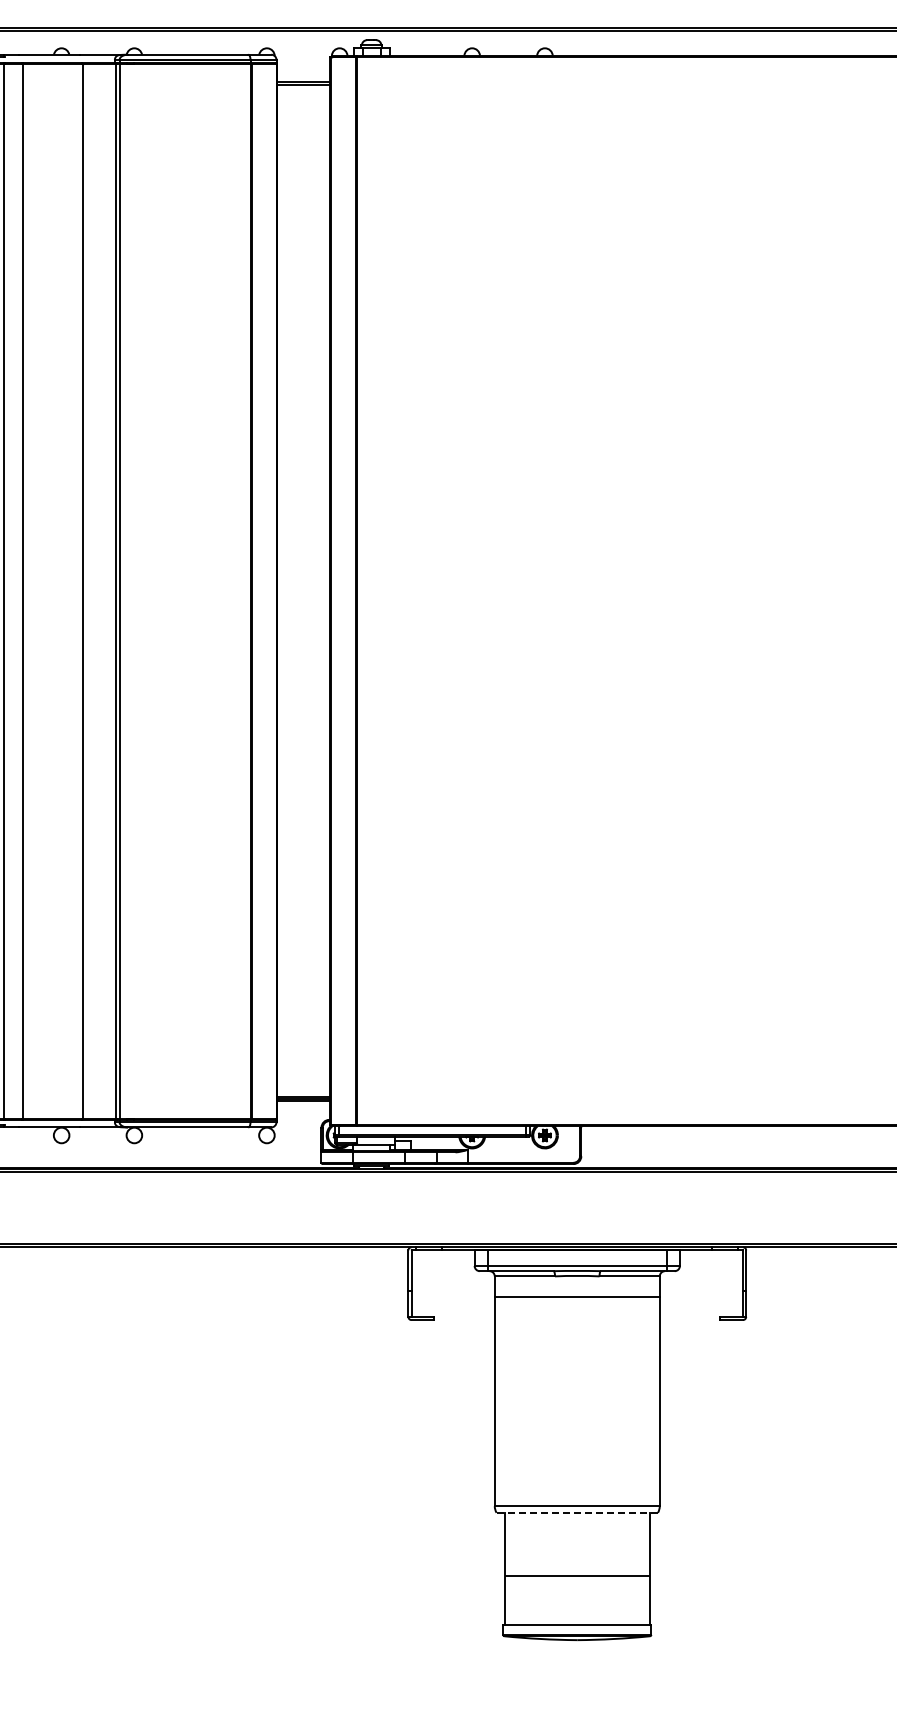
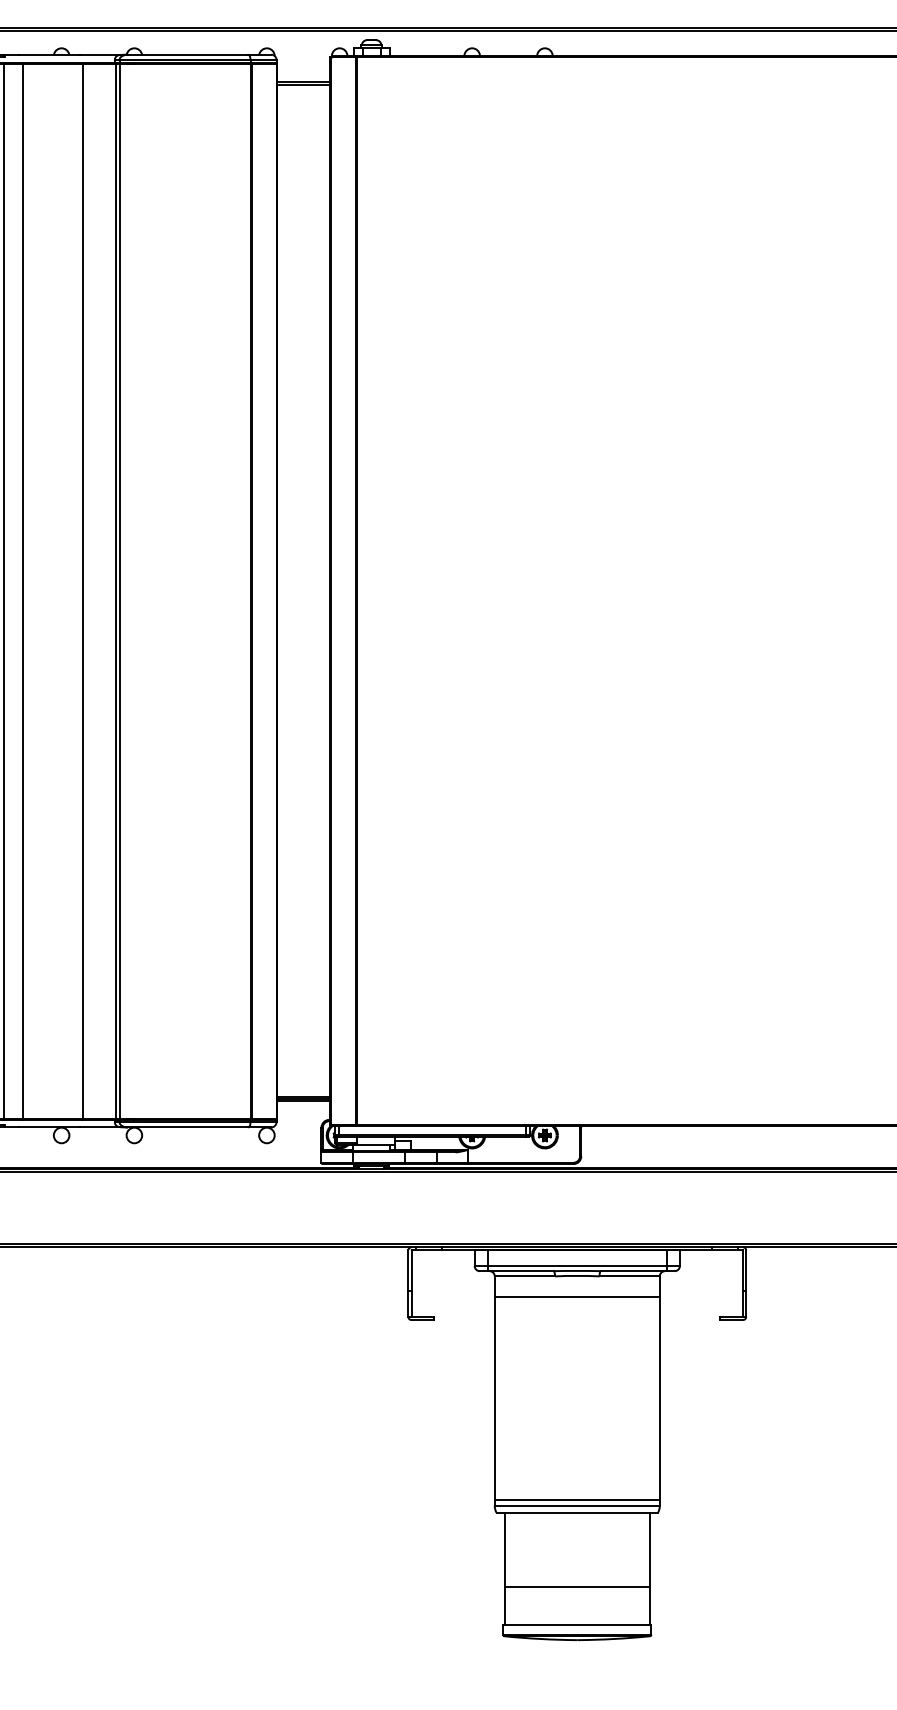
line: none -> present (577, 1499)
line: dashed -> solid (577, 1512)
line position: (576, 1575) -> (576, 1586) (576, 1586)
